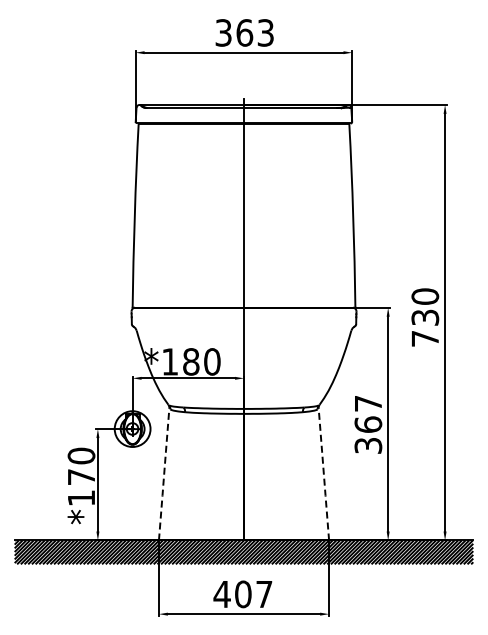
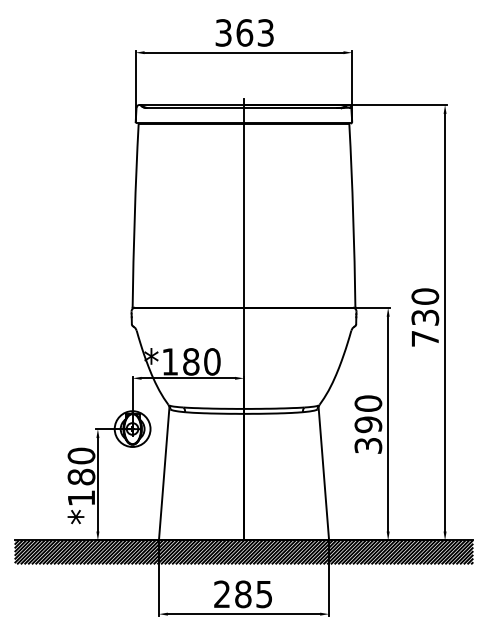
text: 367 -> 390 (368, 414)
line: dashed -> solid (164, 473)
line: dashed -> solid (323, 473)
text: *170 -> *180 (81, 476)
text: 407 -> 285 (242, 594)
